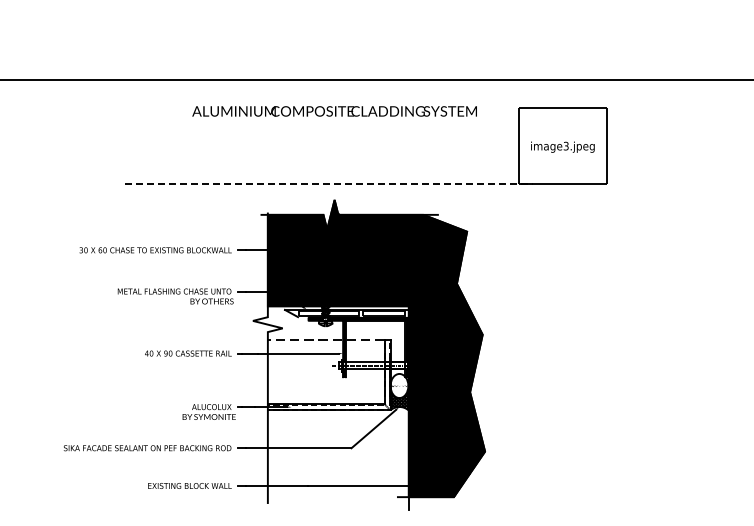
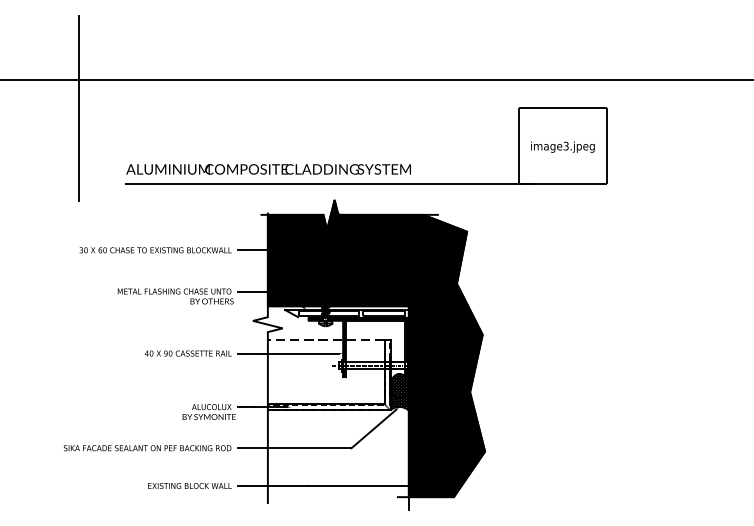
line: none -> present (79, 108)
text position: (334, 111) -> (268, 169) (268, 169)
line: dashed -> solid (329, 183)
hatch: none -> present (399, 386)
